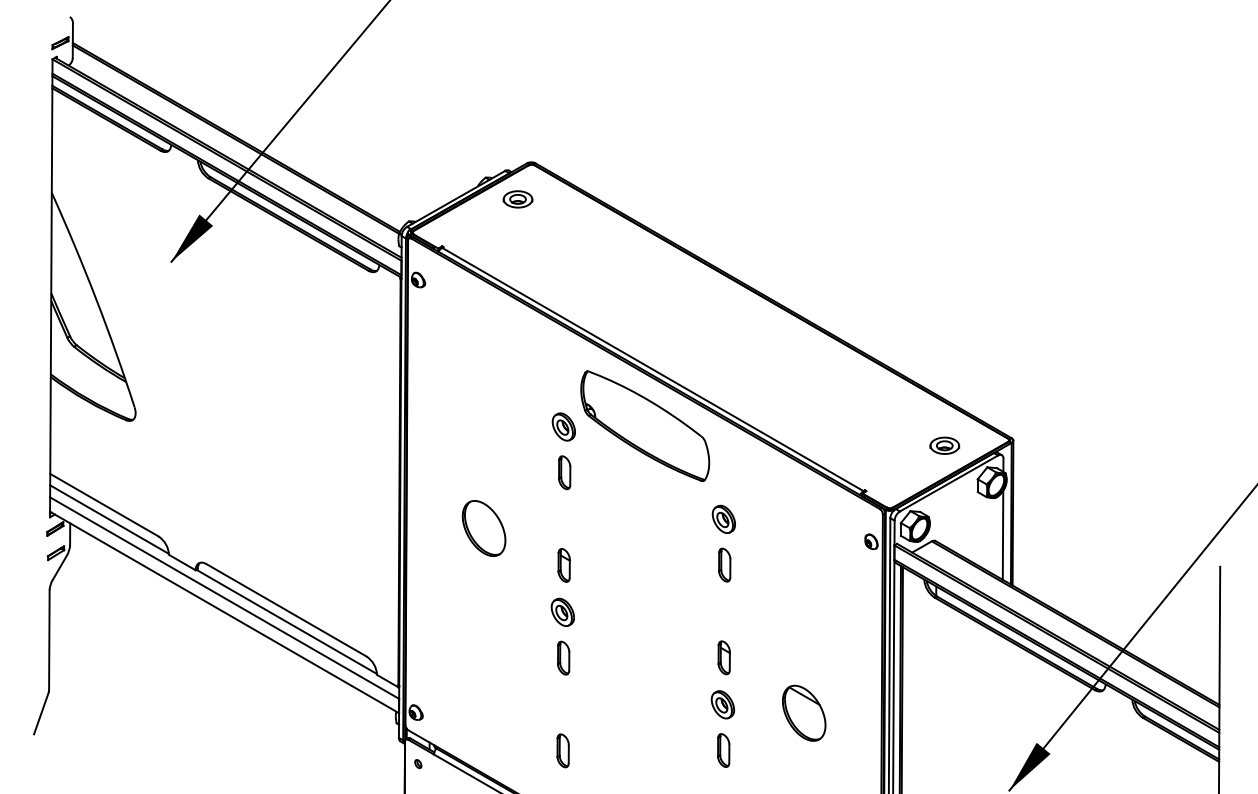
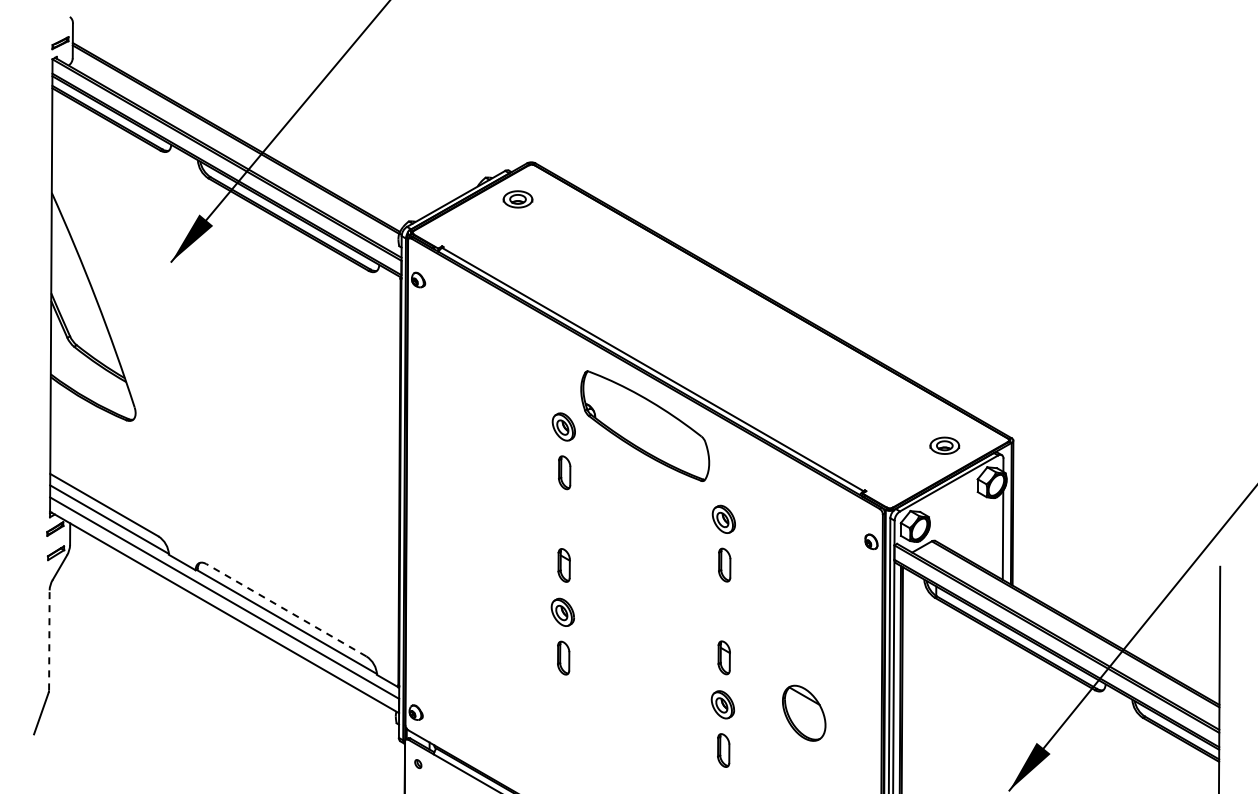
part: present -> none (483, 528)
line: solid -> dashed (285, 609)
line: solid -> dashed (49, 639)
part: present -> none (562, 750)
